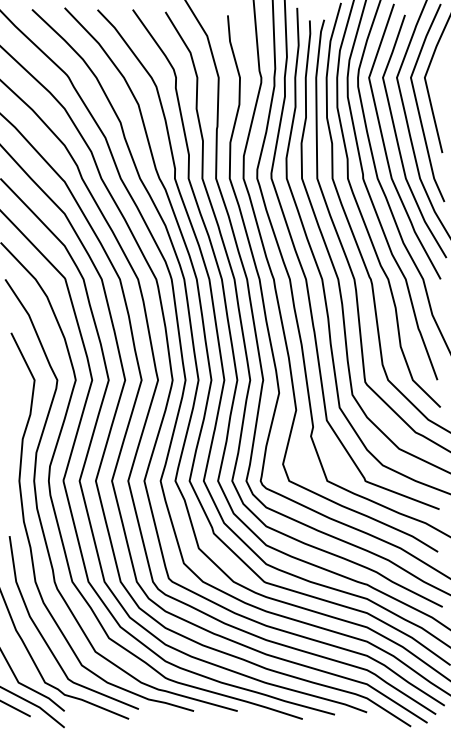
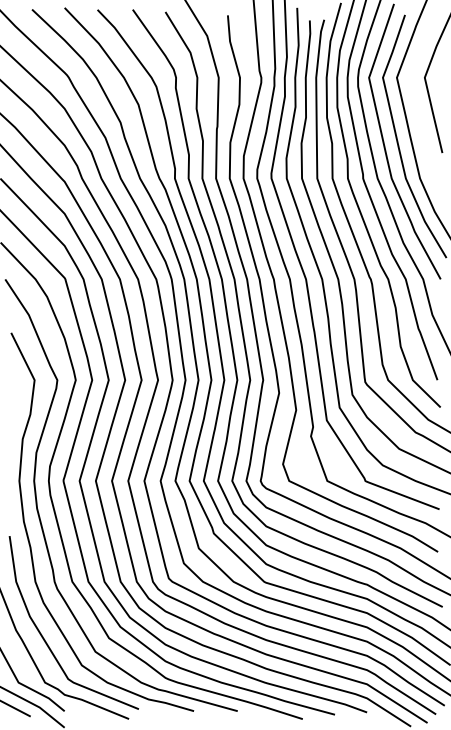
curve: present -> none (418, 105)
